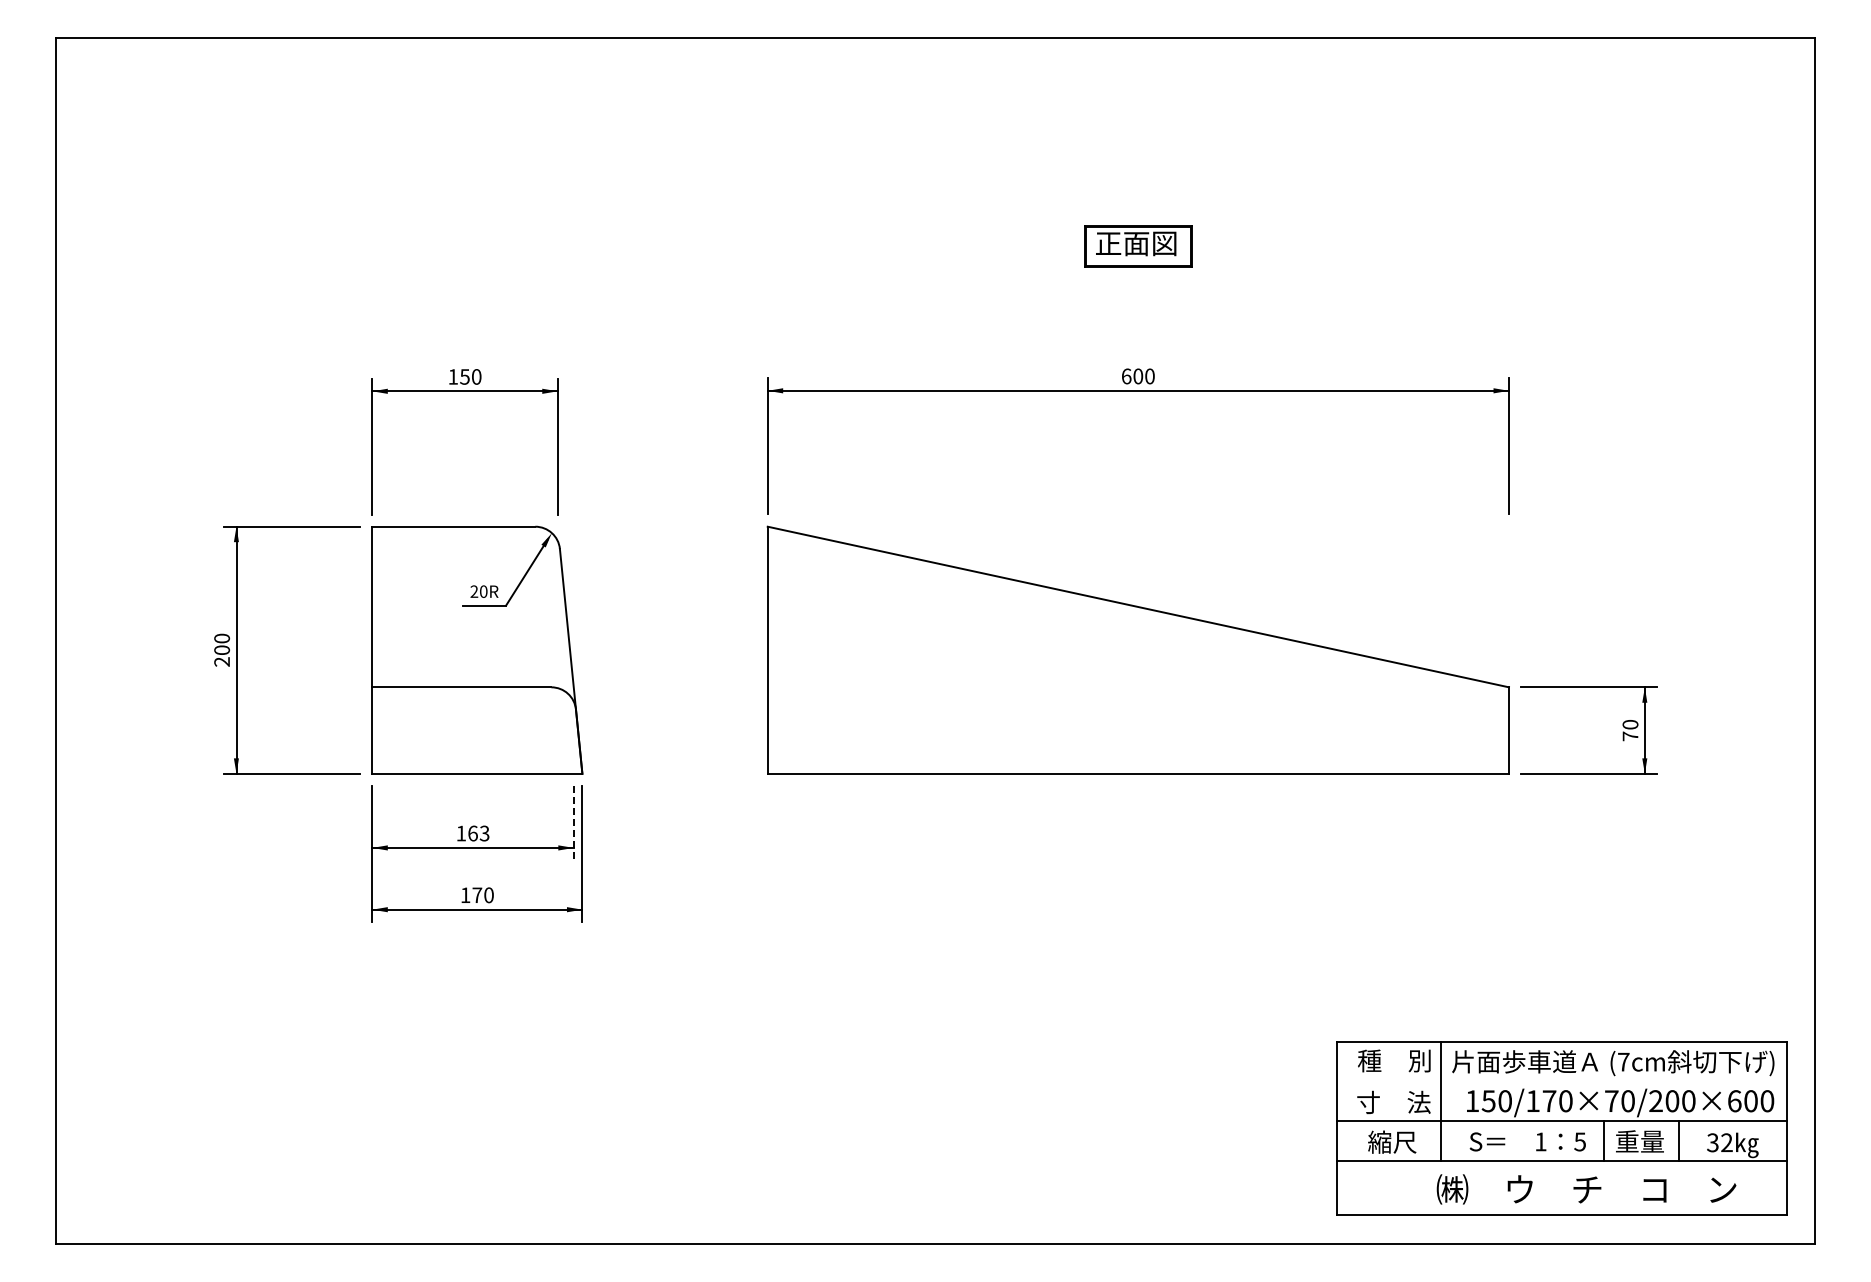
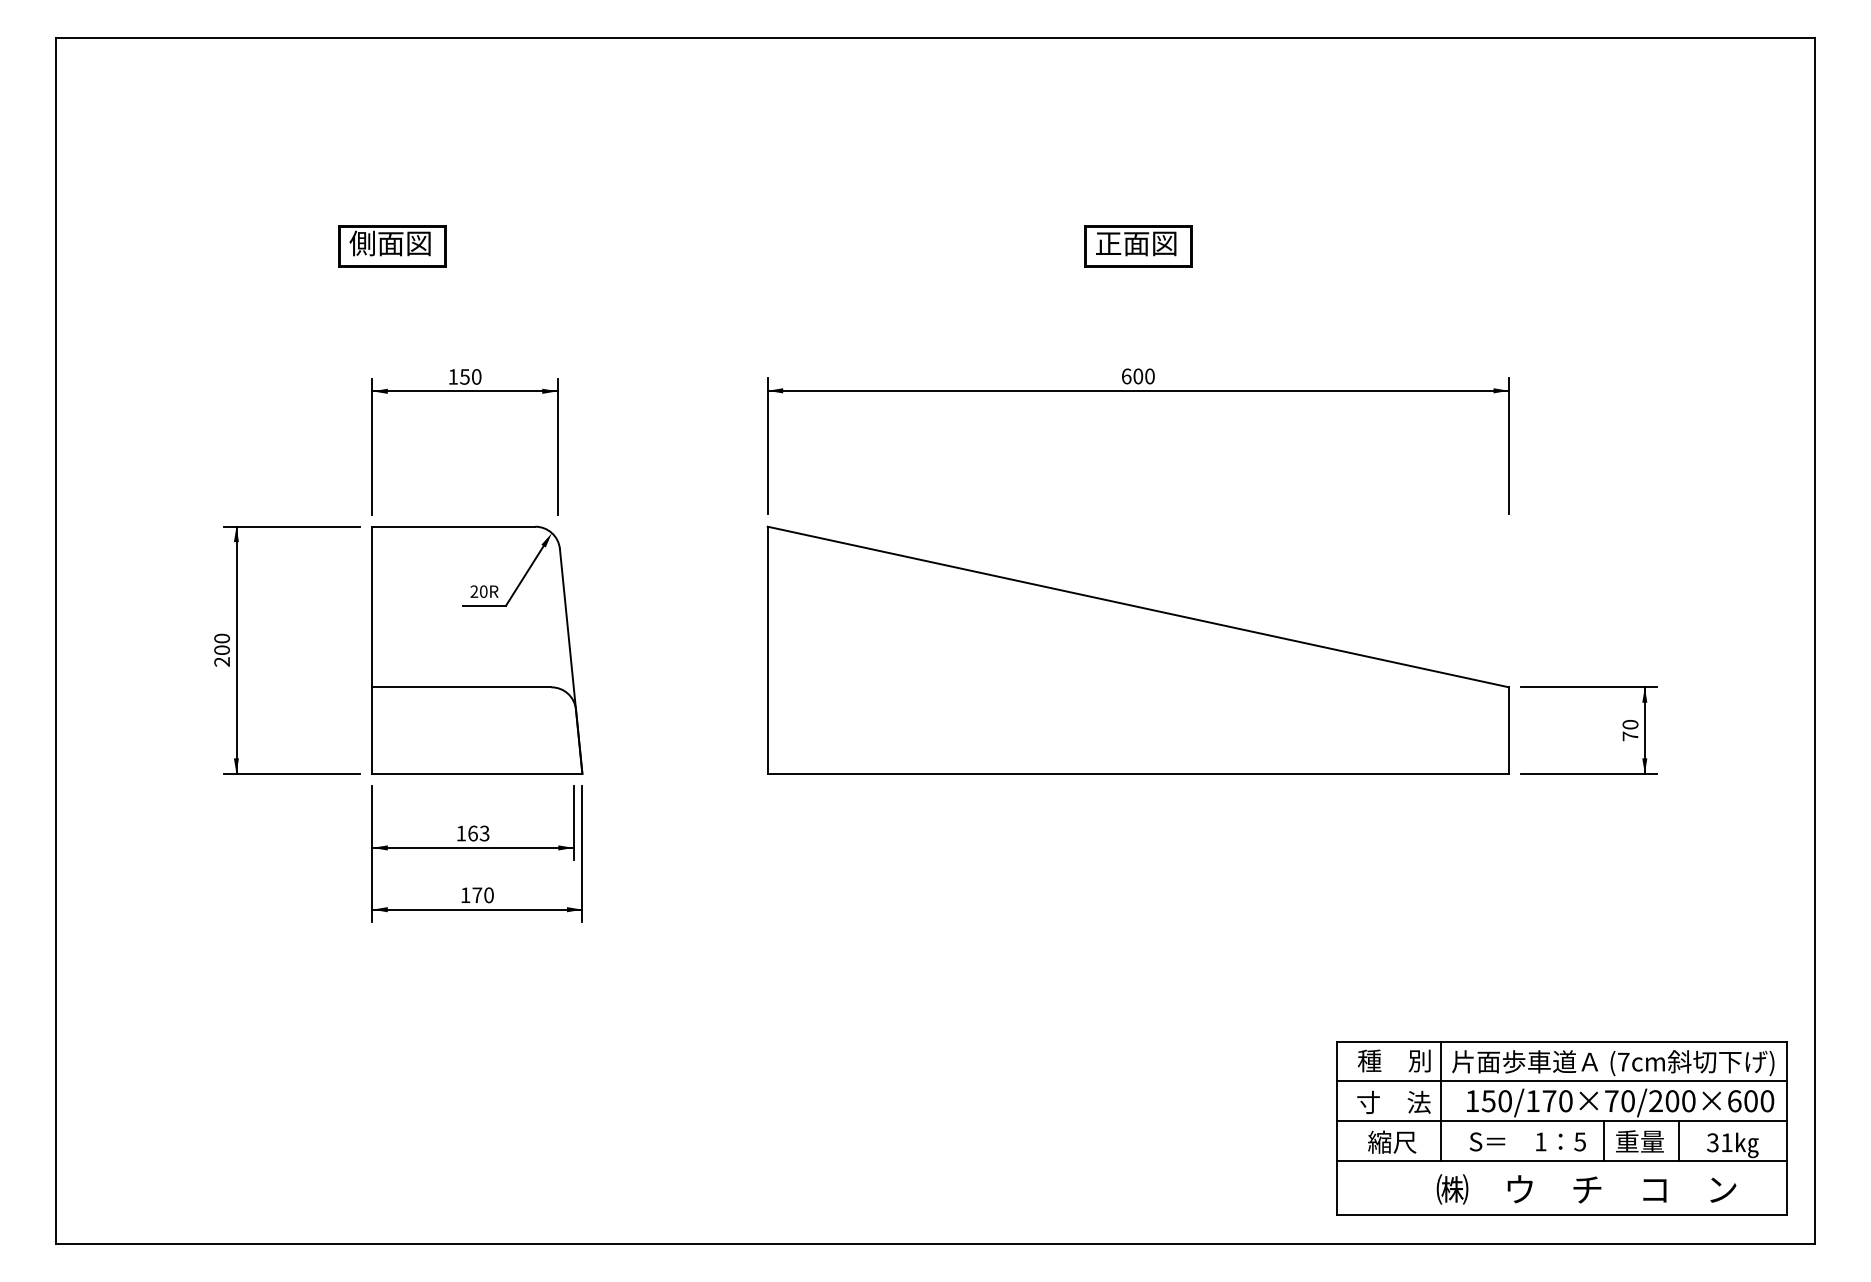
part: none -> present (392, 246)
line: dashed -> solid (573, 823)
line: none -> present (1561, 1081)
text: 32 -> 31 (1726, 1142)
